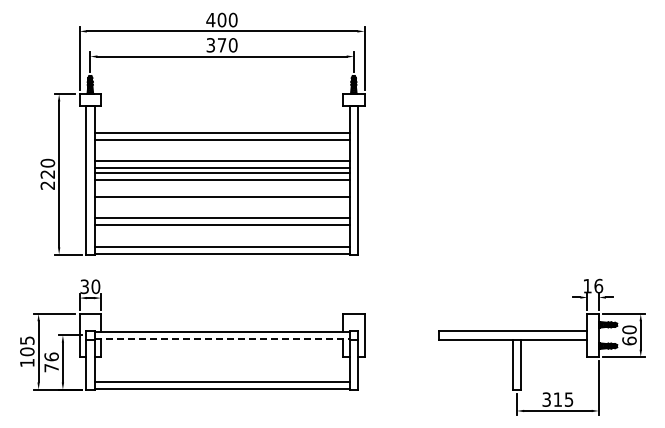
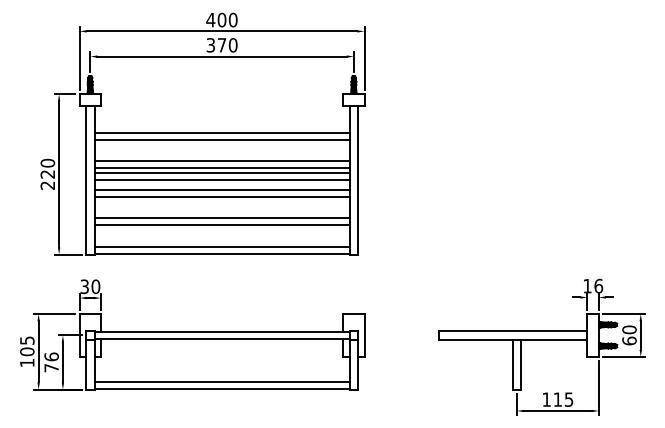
line: none -> present (221, 189)
line: dashed -> solid (222, 339)
text: 315 -> 115 (546, 399)
